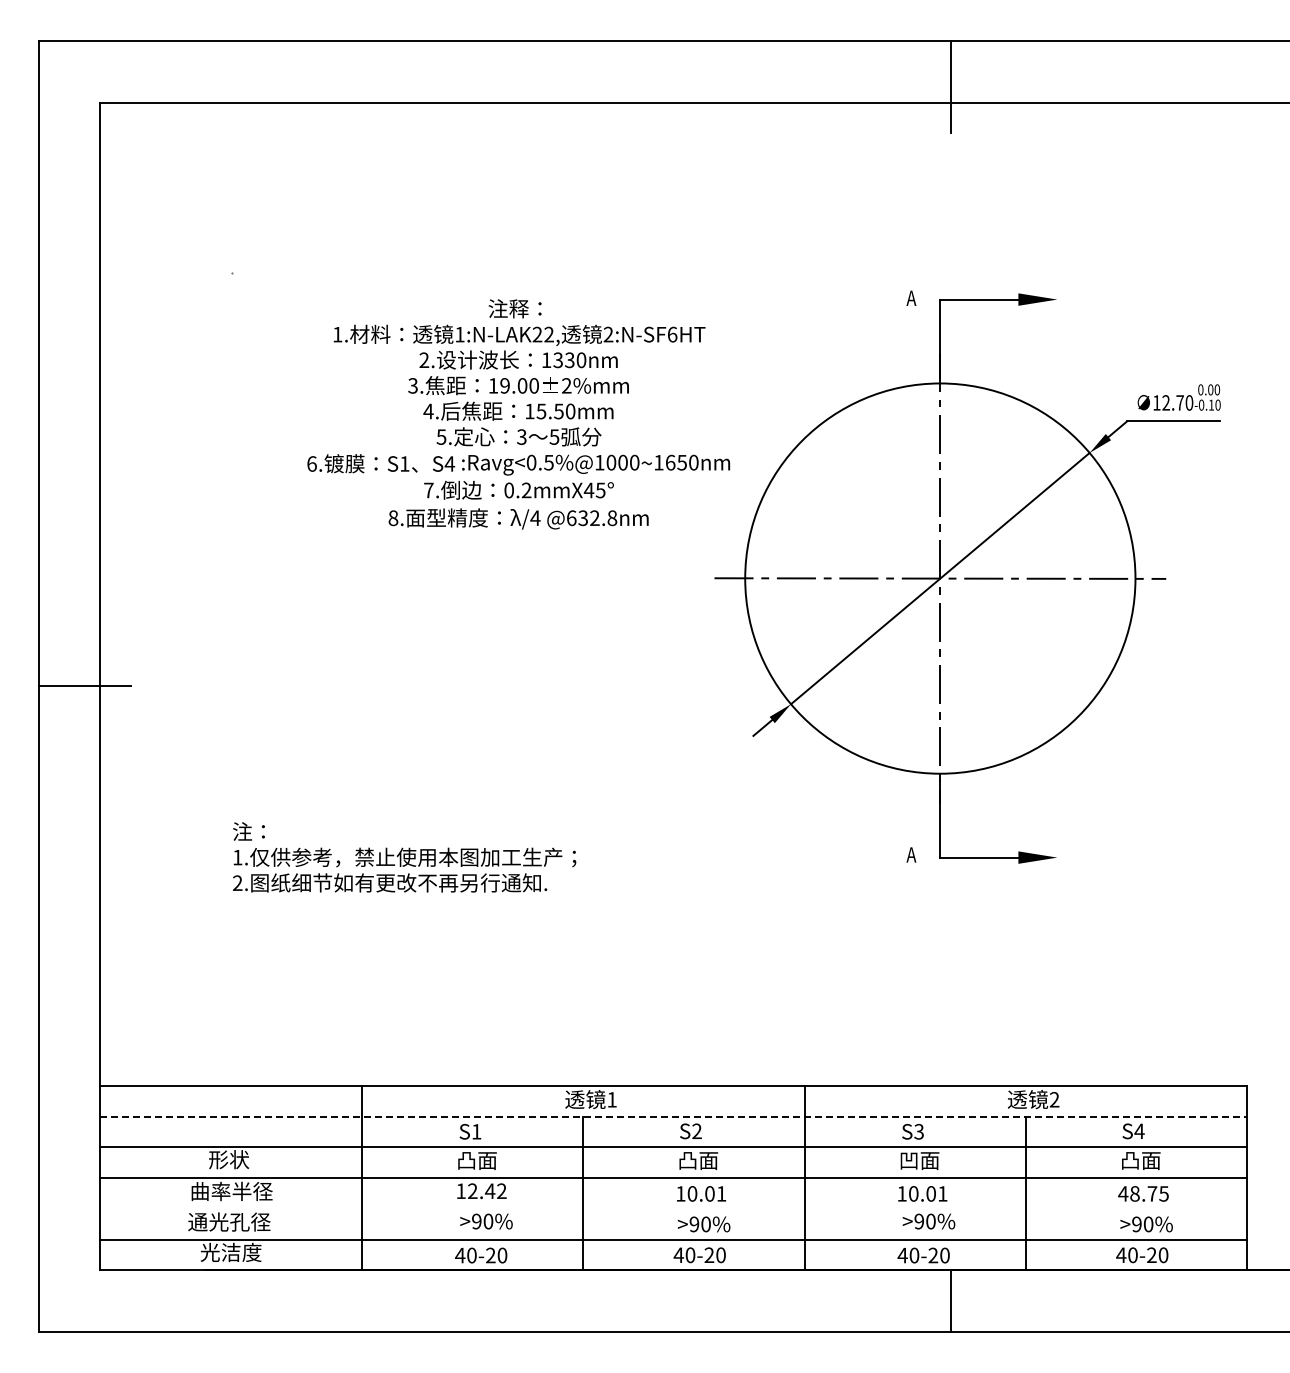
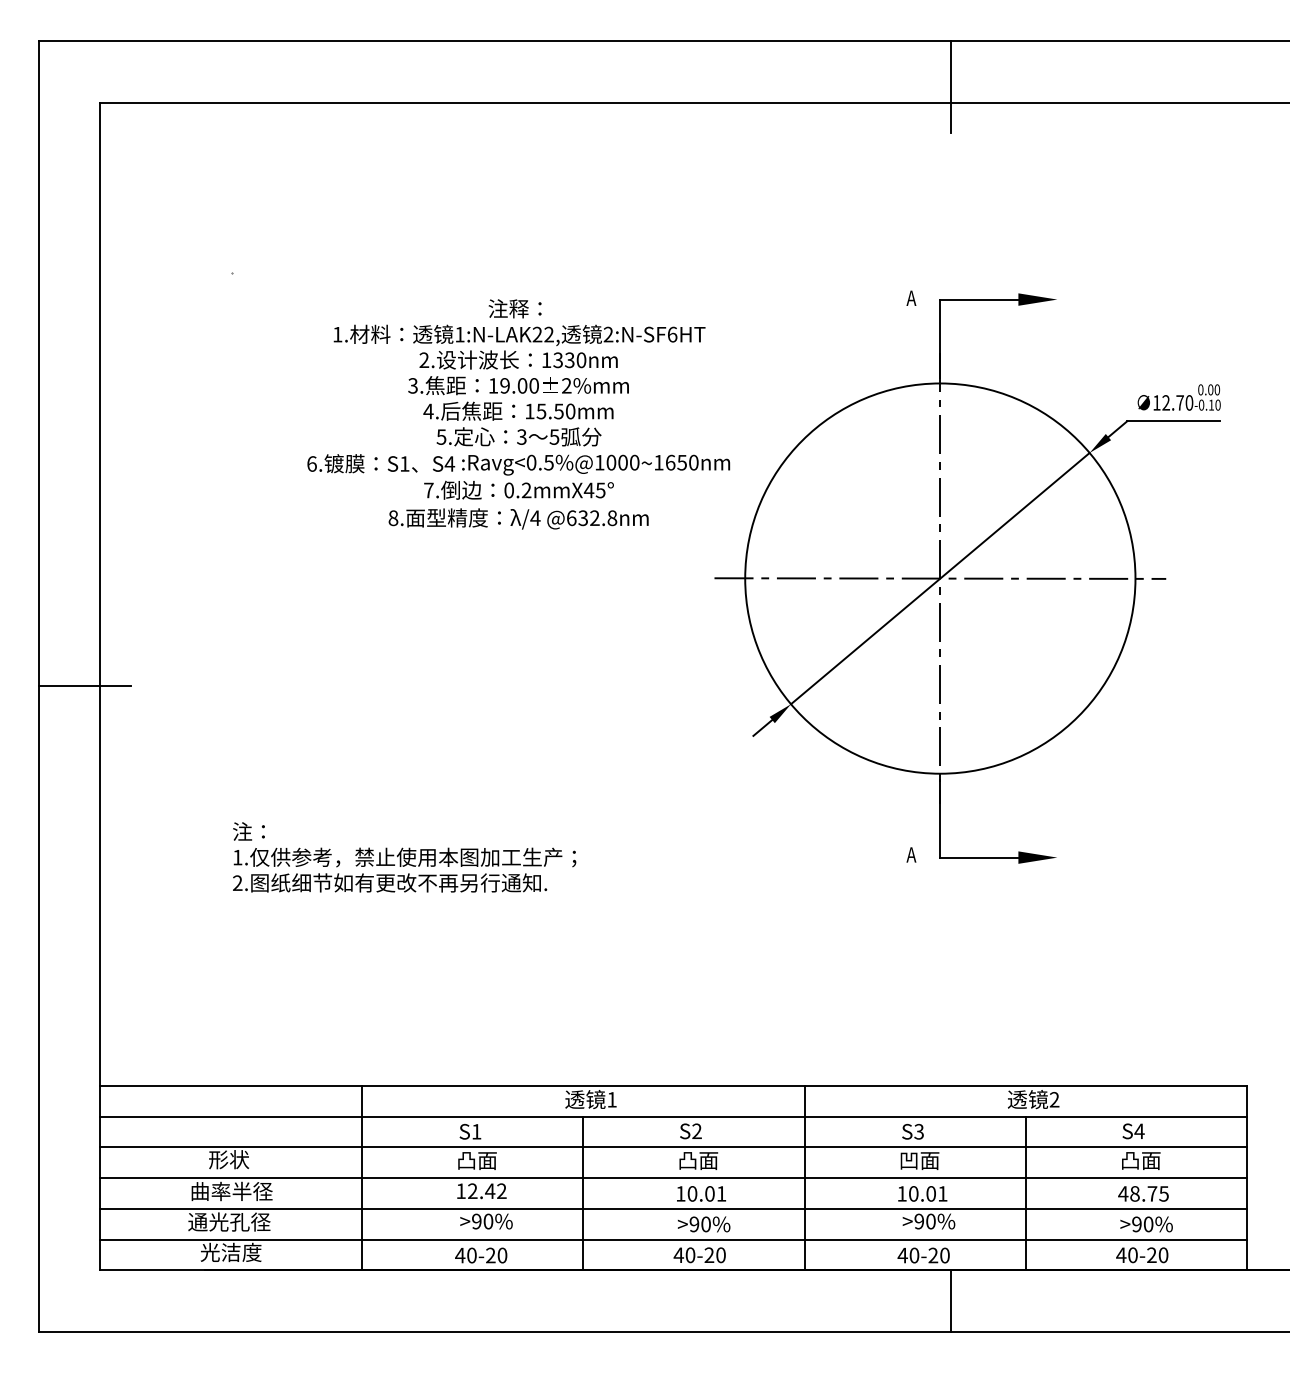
line: dashed -> solid (673, 1116)
line: none -> present (673, 1208)
